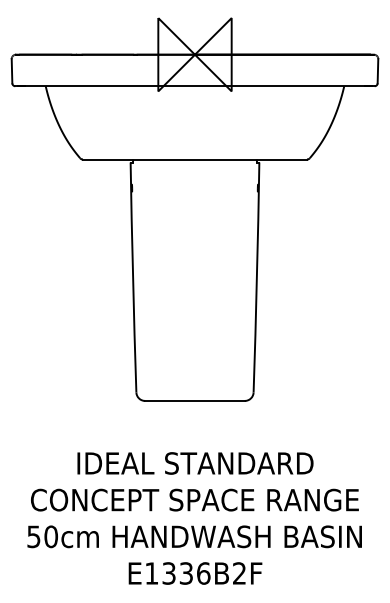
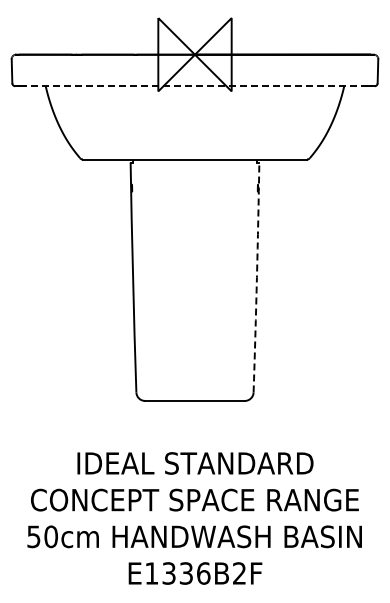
line: solid -> dashed (195, 86)
arc: solid -> dashed (256, 277)
